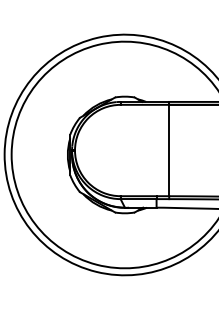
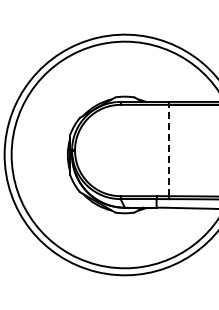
line: solid -> dashed (169, 150)
